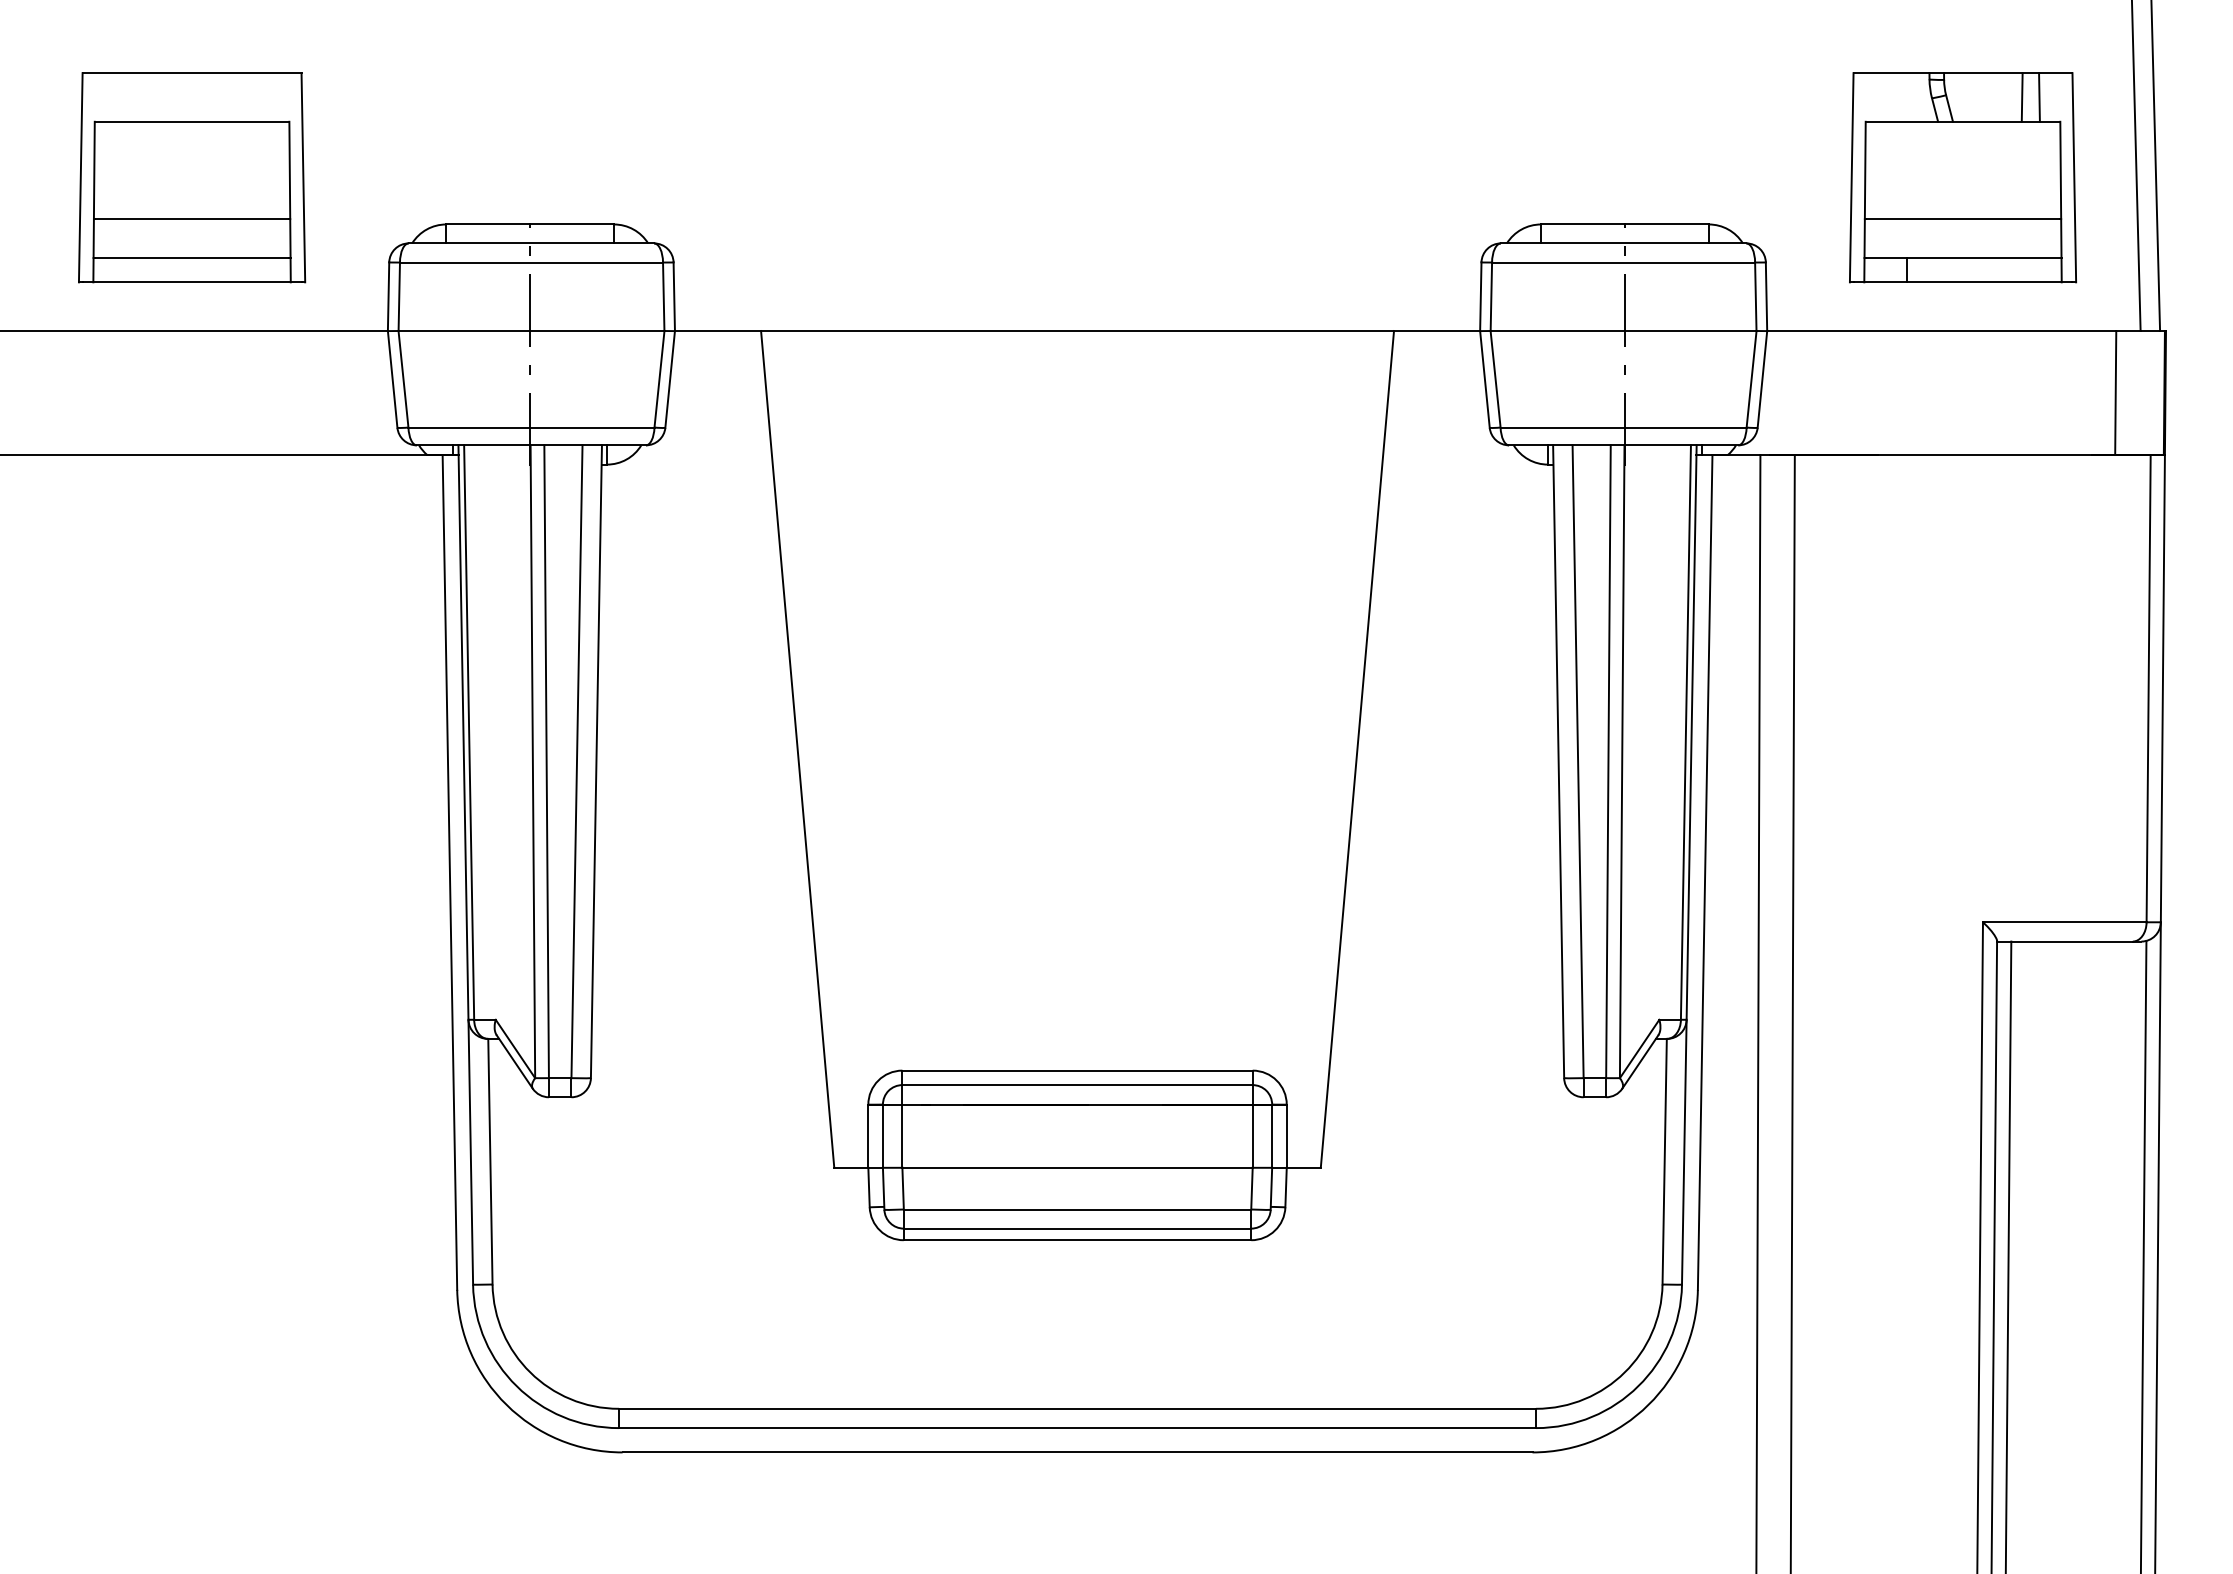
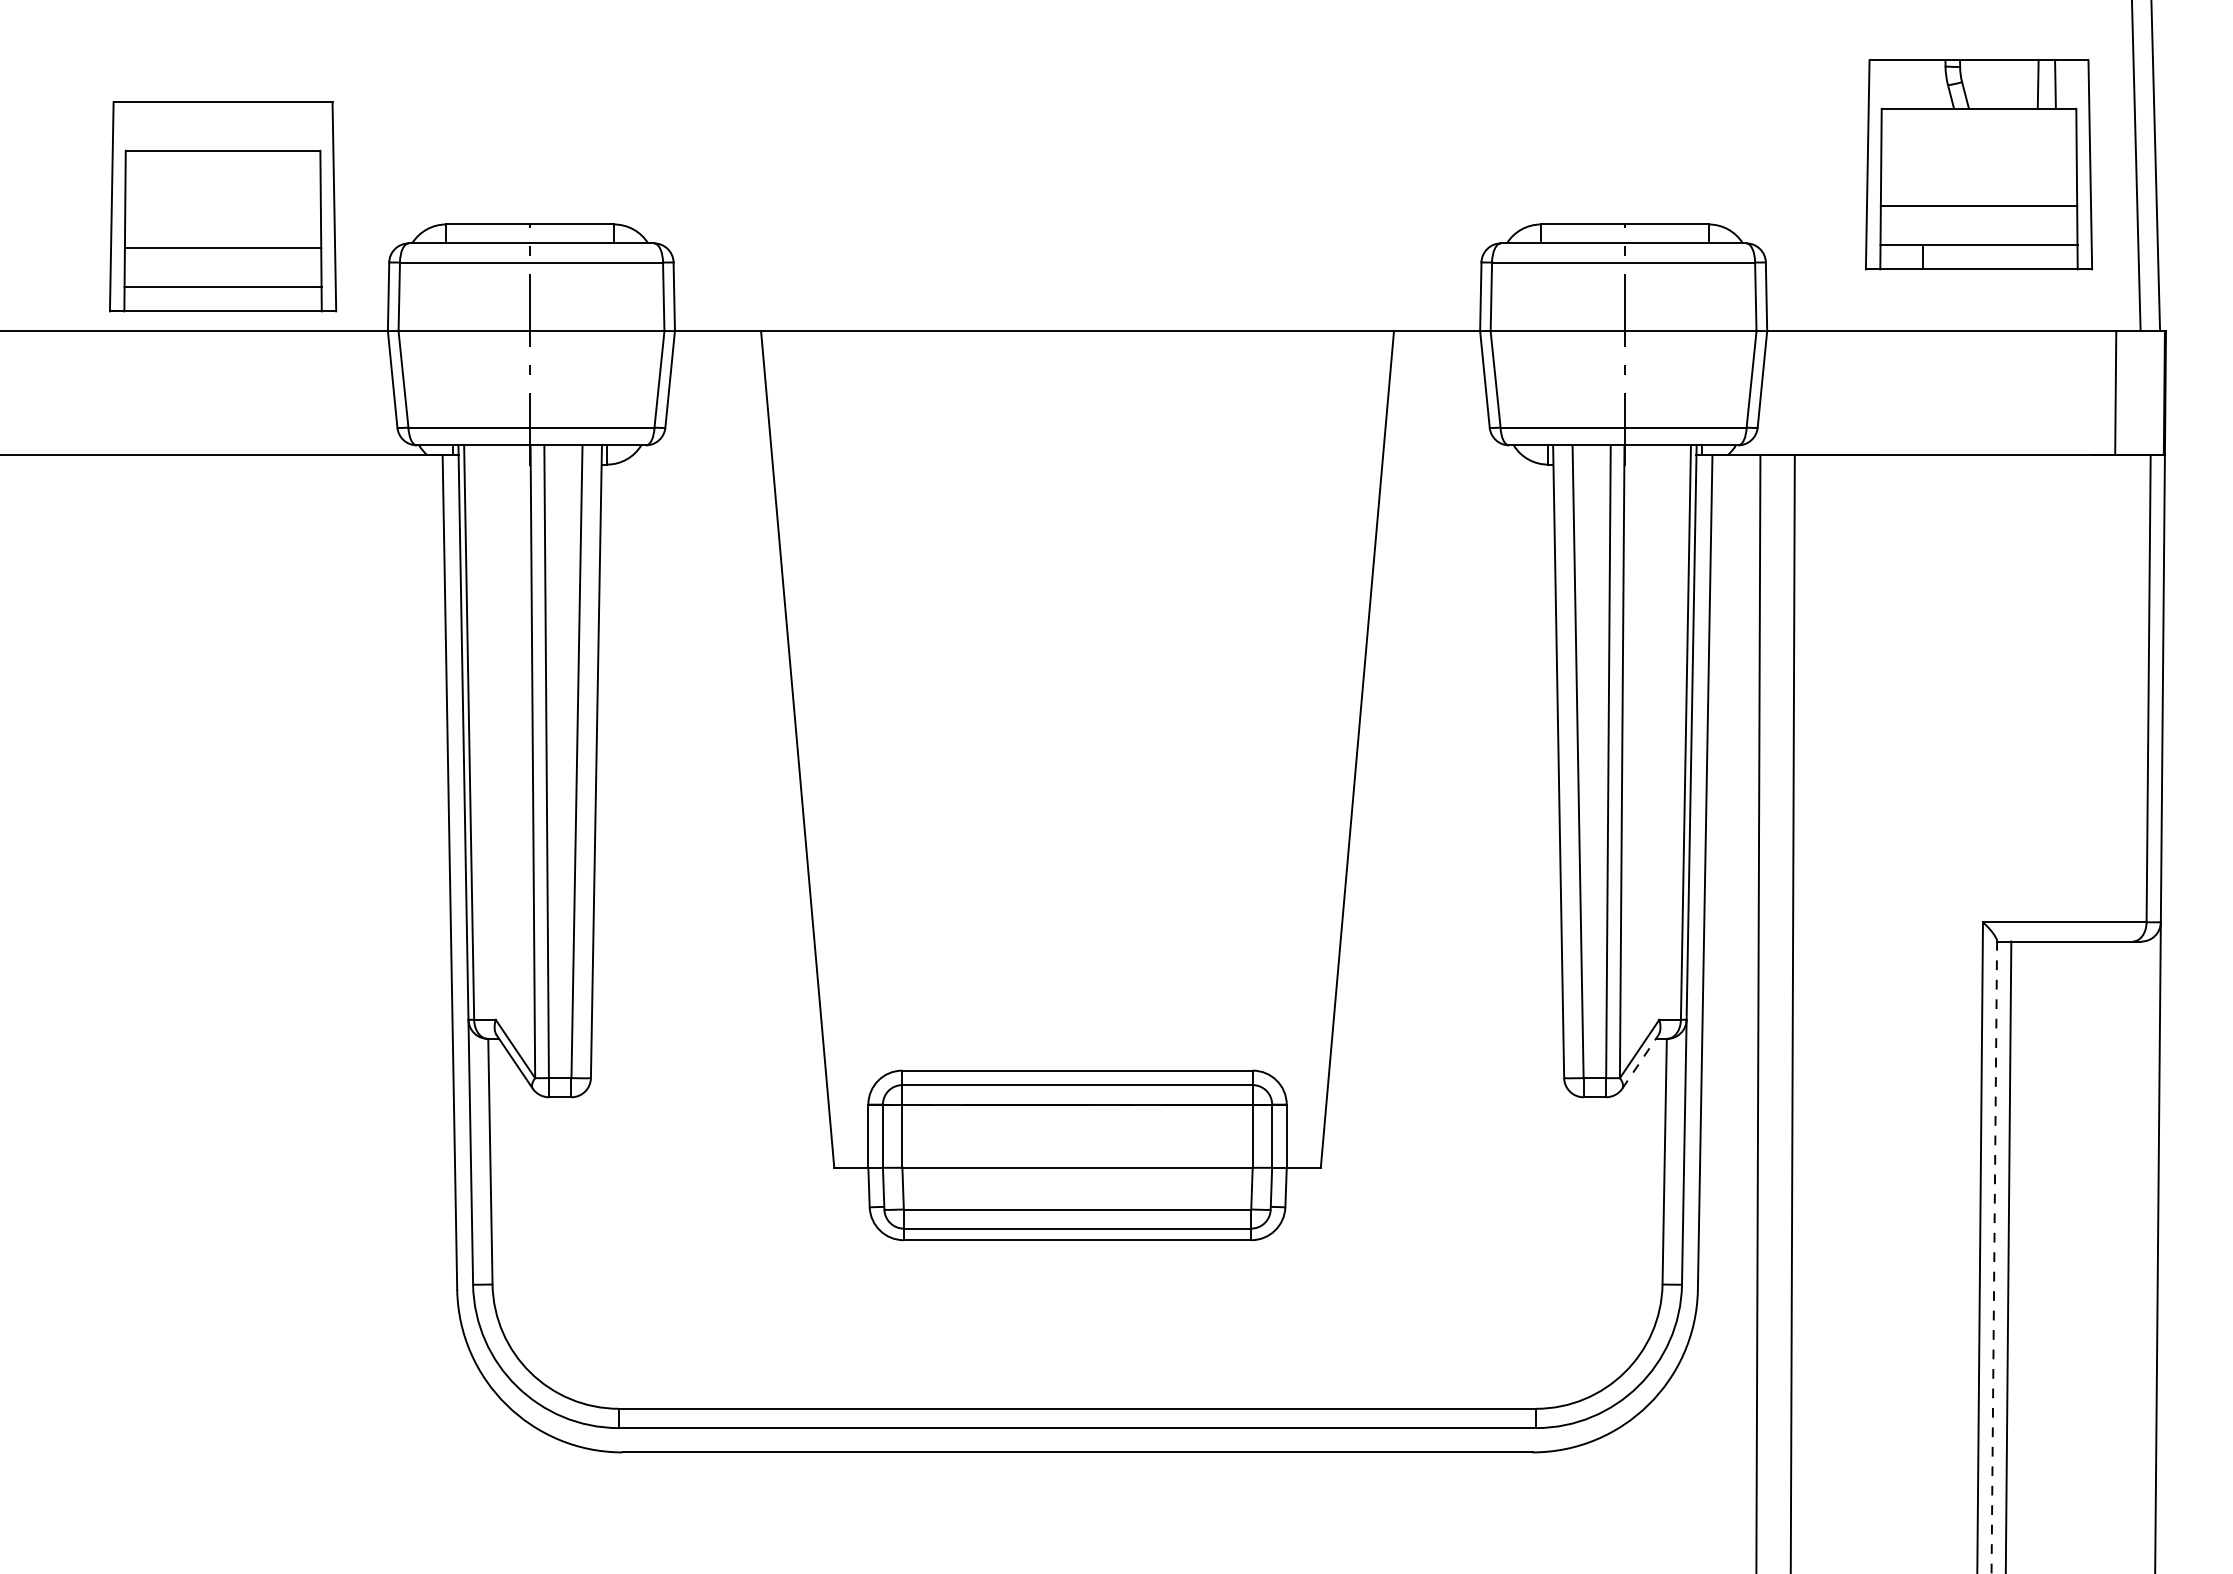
part position: (192, 177) -> (223, 206) (223, 206)
part position: (1962, 177) -> (1978, 164) (1978, 164)
line: solid -> dashed (1640, 1061)
line: present -> none (2143, 1255)
line: solid -> dashed (1994, 1257)
